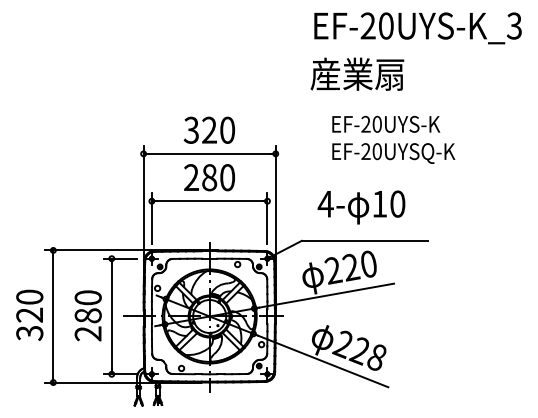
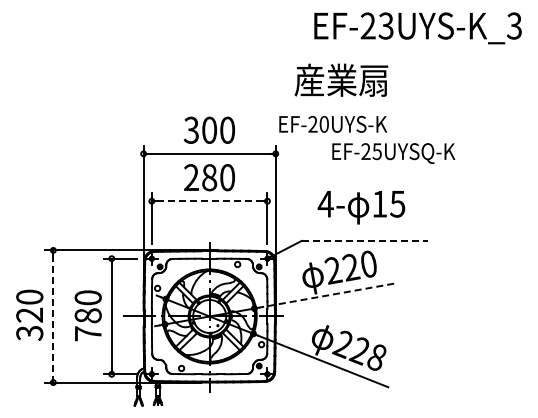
text: EF-20UYS-K_3 -> EF-23UYS-K_3 (385, 25)
text position: (357, 73) -> (341, 79) (341, 79)
text position: (386, 123) -> (333, 123) (333, 123)
text: 320 -> 300 (209, 129)
text: EF-20UYSQ-K -> EF-25UYSQ-K (376, 151)
line: solid -> dashed (209, 201)
text: 10 -> 15 (397, 203)
line: solid -> dashed (365, 240)
line: solid -> dashed (326, 295)
line: solid -> dashed (53, 316)
text: 280 -> 780 (87, 333)
